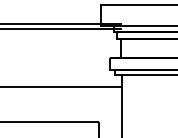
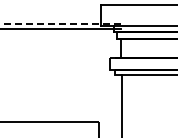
line: solid -> dashed (60, 24)
line: present -> none (61, 87)
